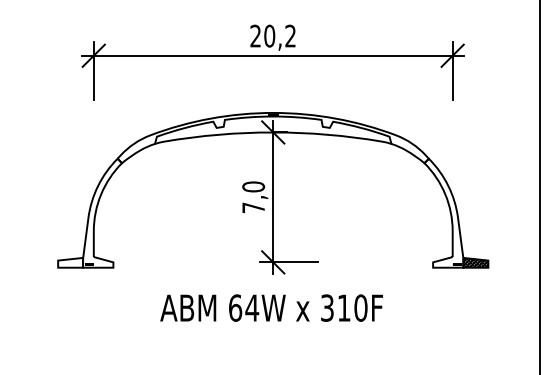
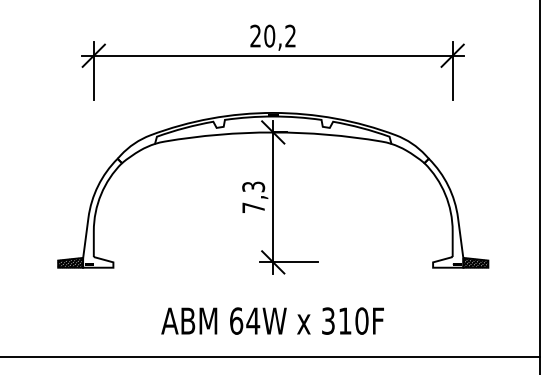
text: 7,0 -> 7,3 (253, 186)
hatch: none -> present (70, 262)
text position: (271, 307) -> (272, 320) (272, 320)
line: none -> present (271, 356)
